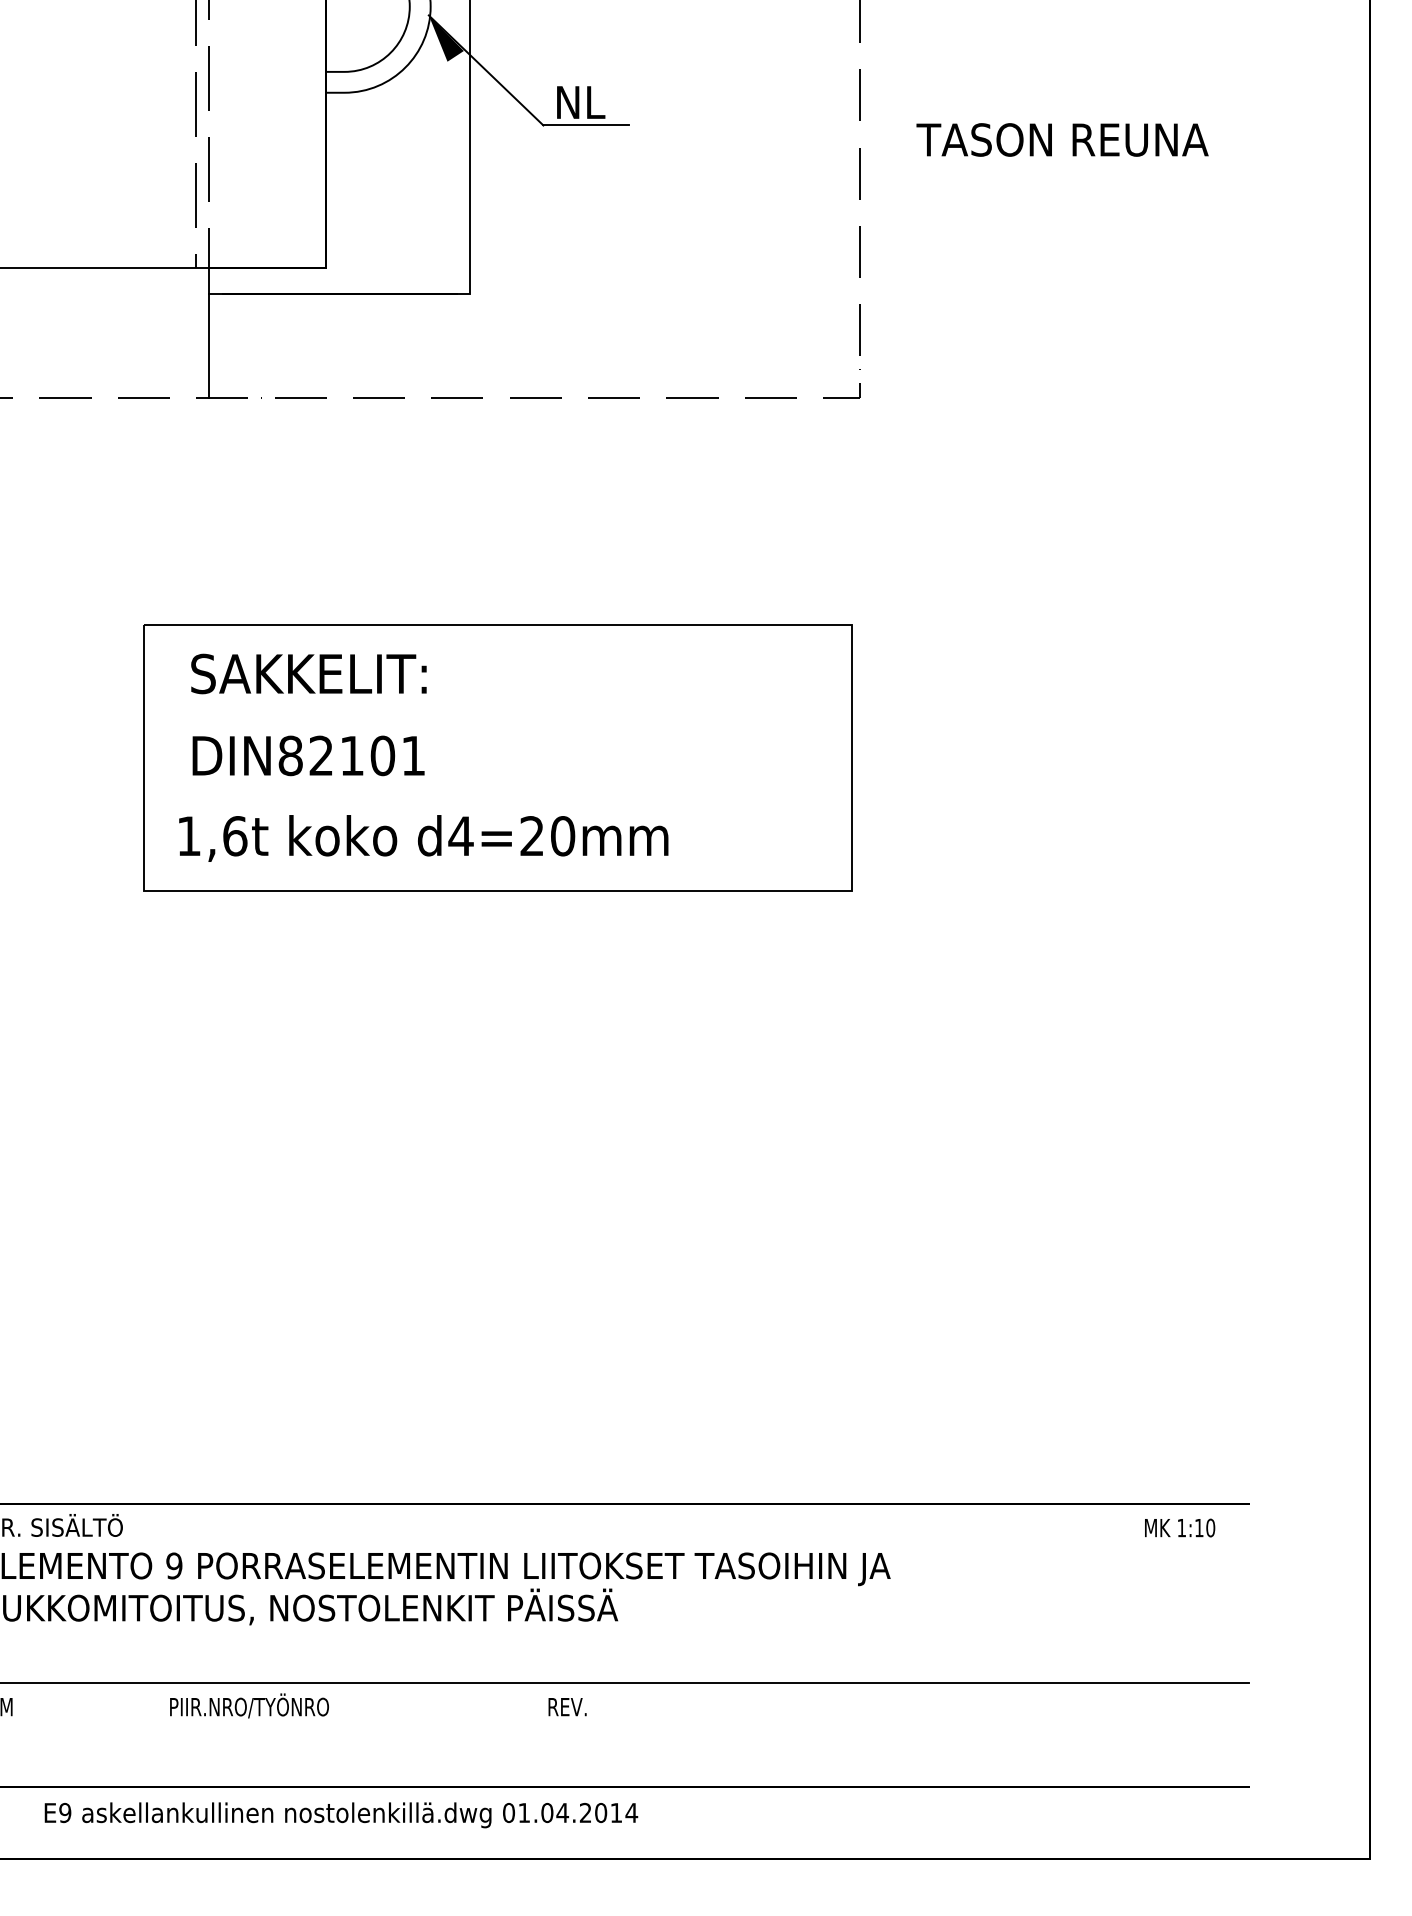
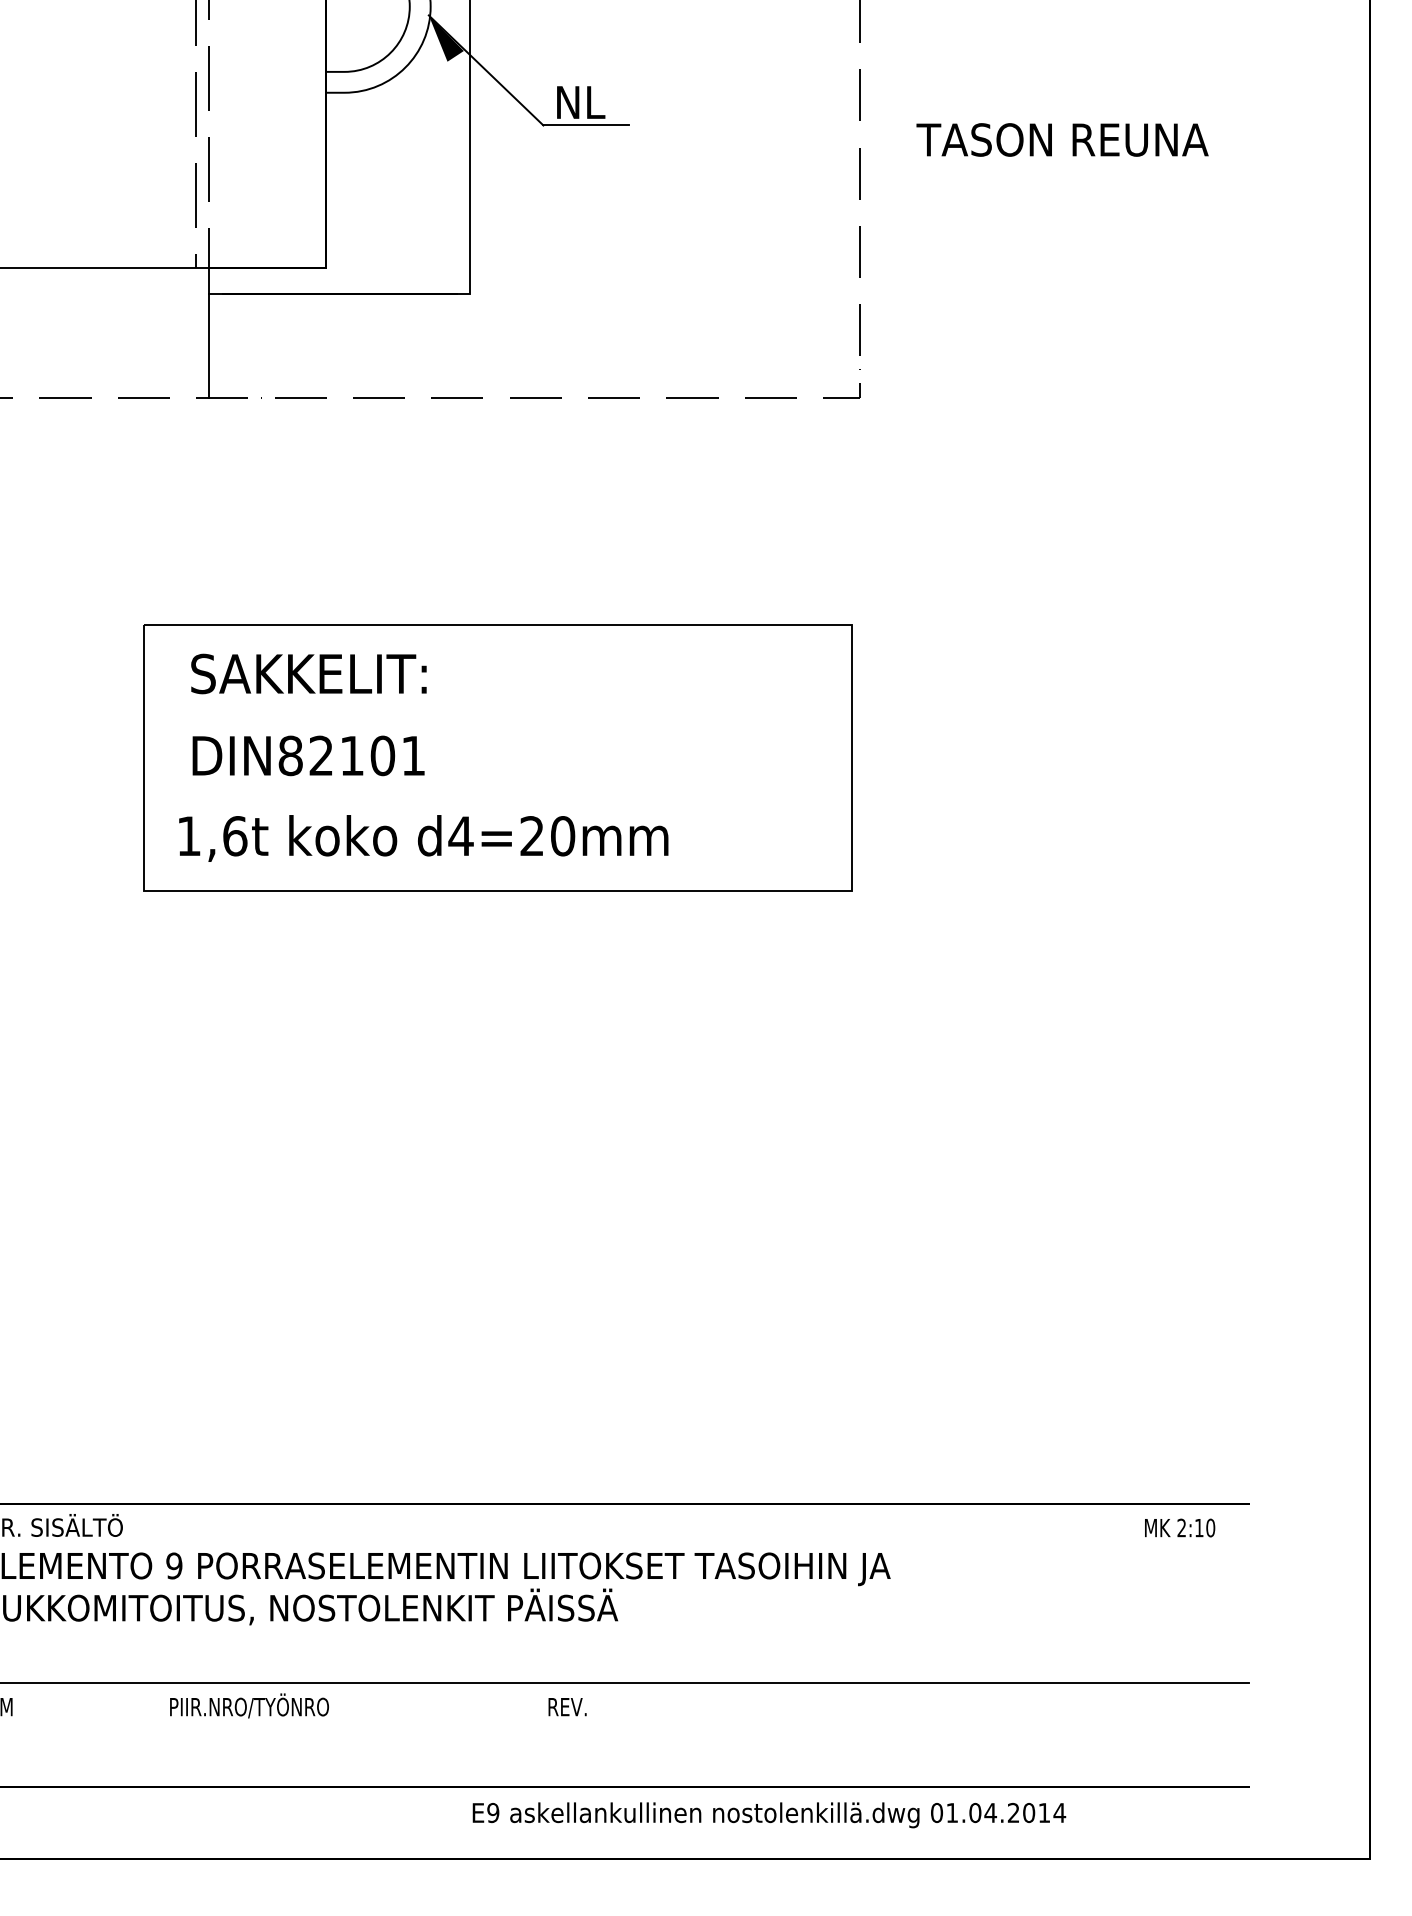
text: 1:10 -> 2:10 (1181, 1527)
text position: (341, 1815) -> (769, 1815) (769, 1815)
